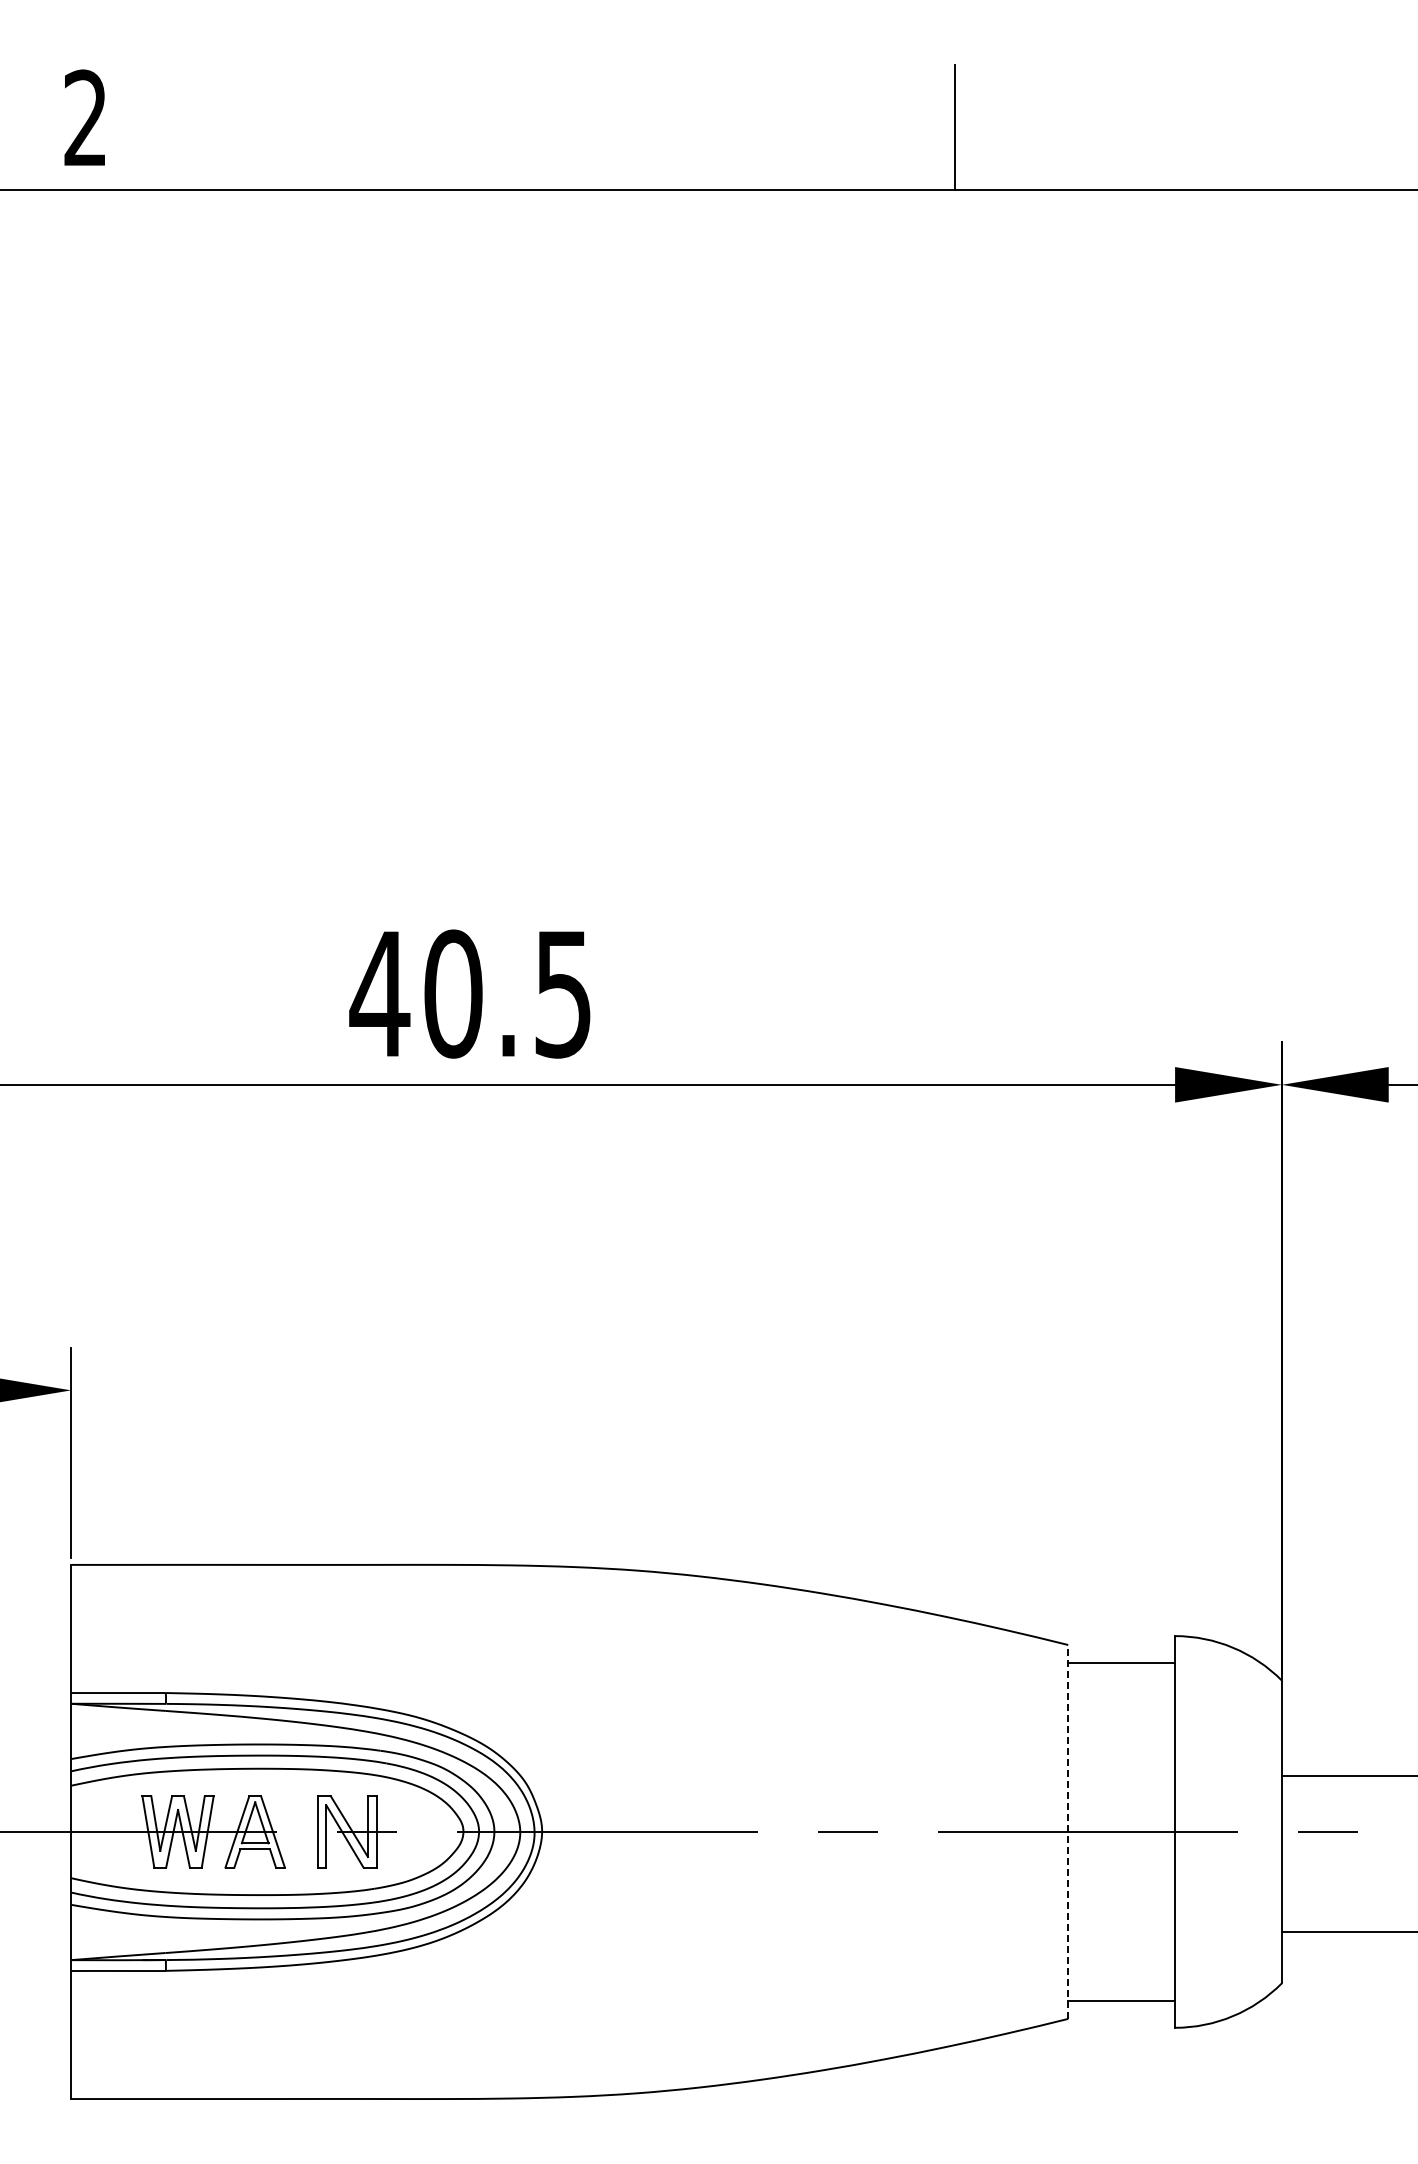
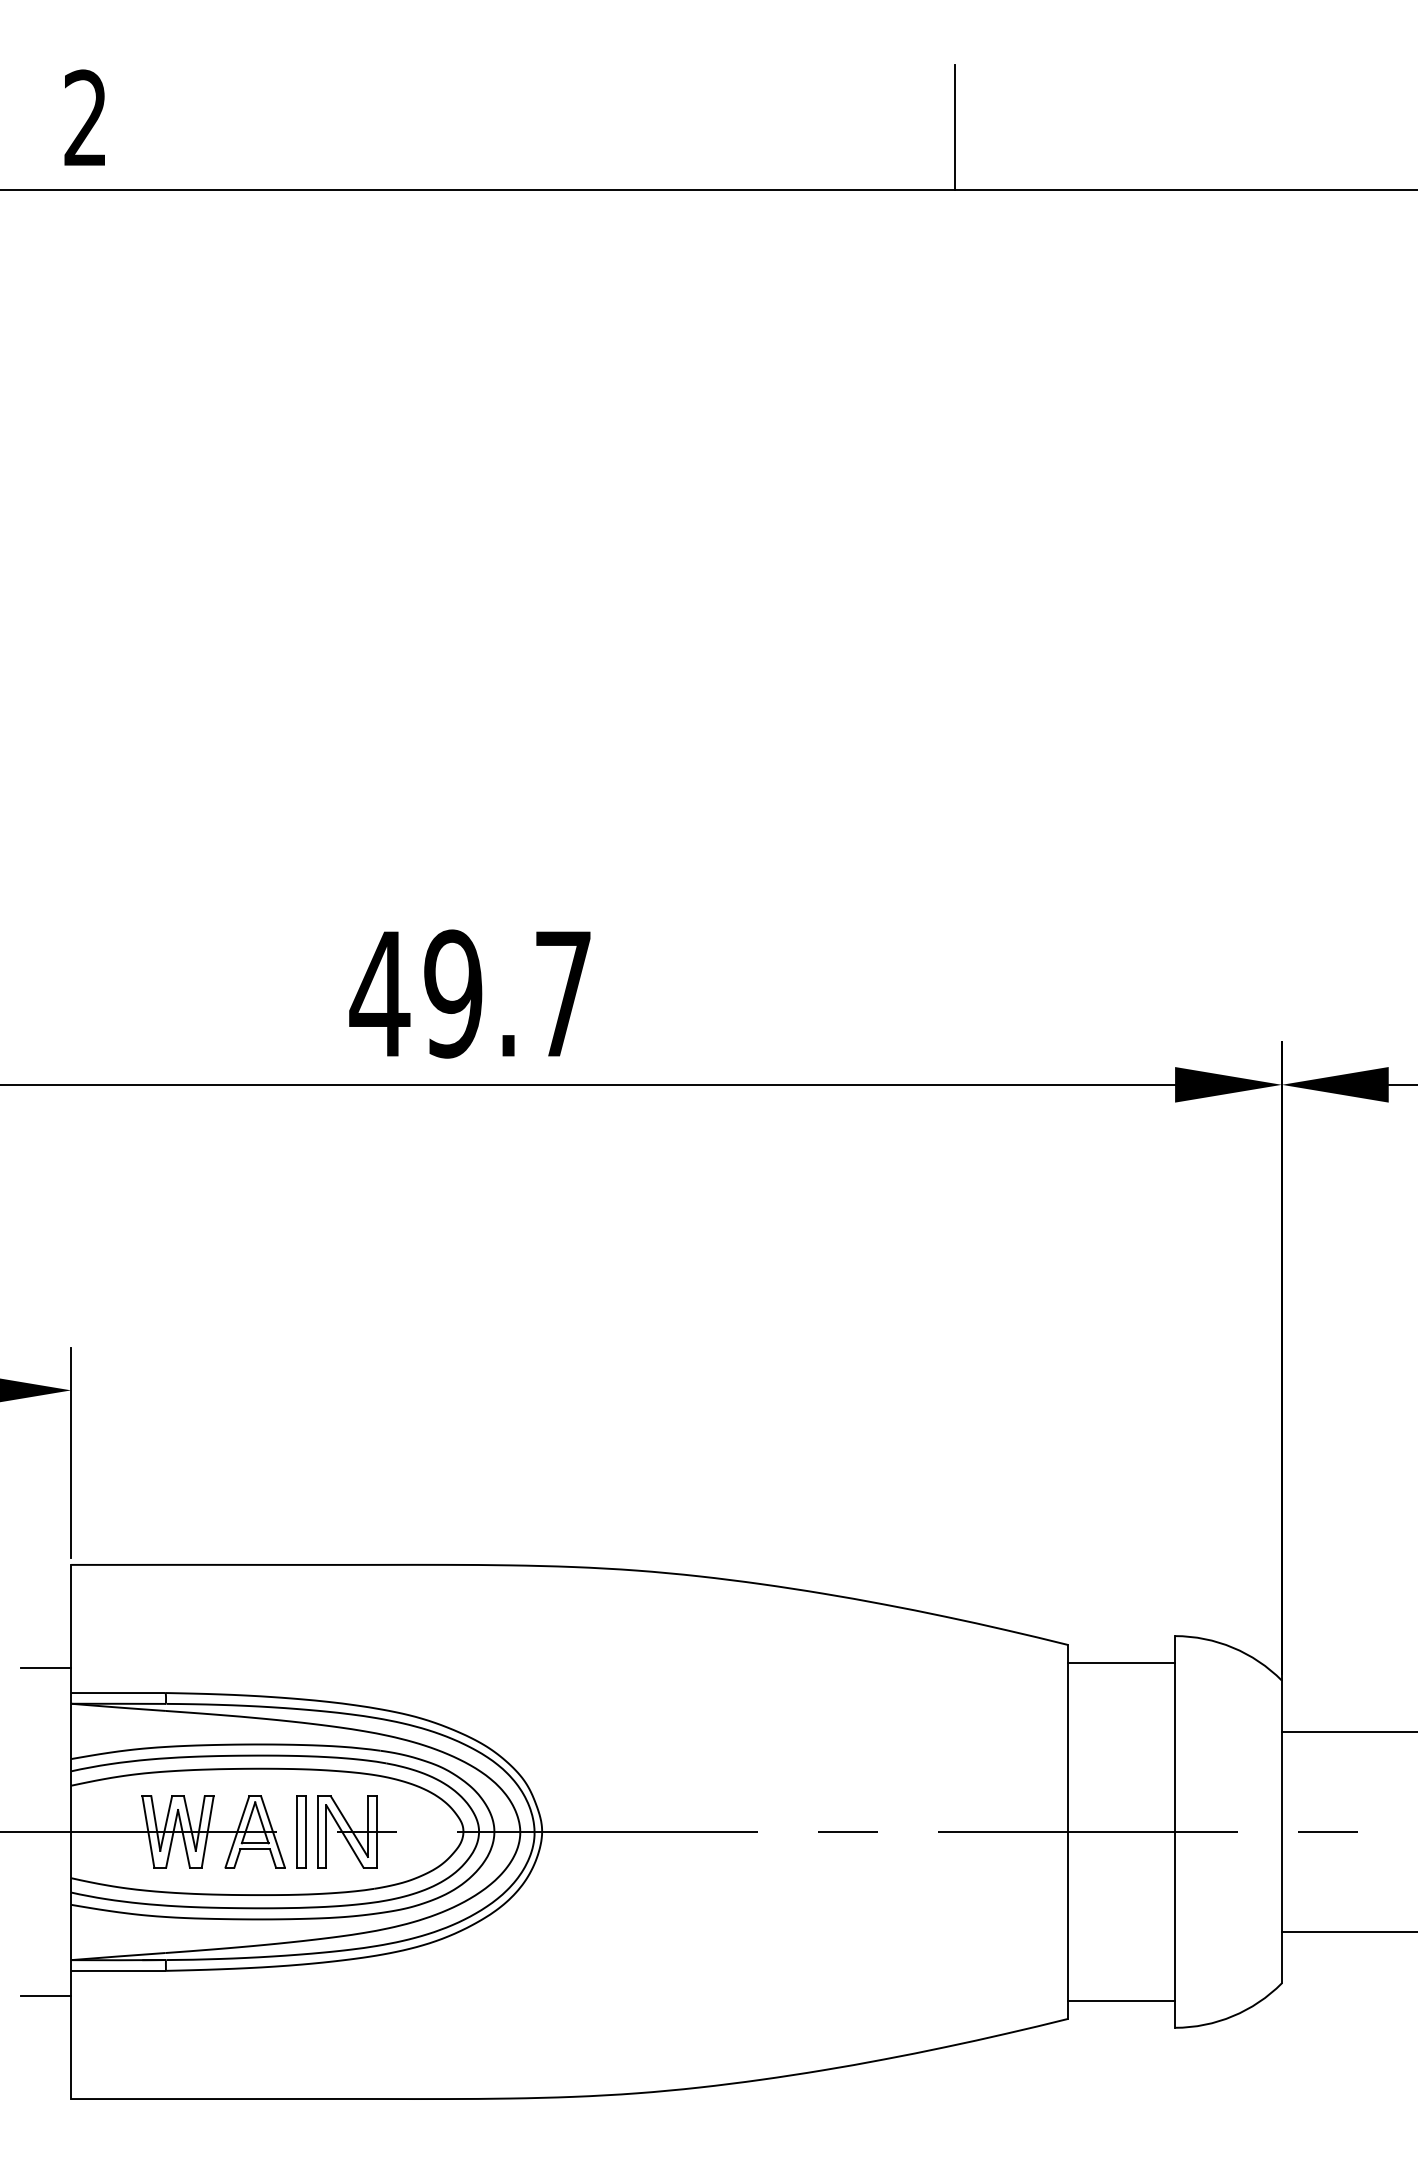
text: 40.5 -> 49.7 (507, 993)
line: none -> present (46, 1668)
line position: (1347, 1776) -> (1347, 1732) (1347, 1732)
part: none -> present (301, 1831)
line: dashed -> solid (1068, 1831)
line: none -> present (46, 1995)
